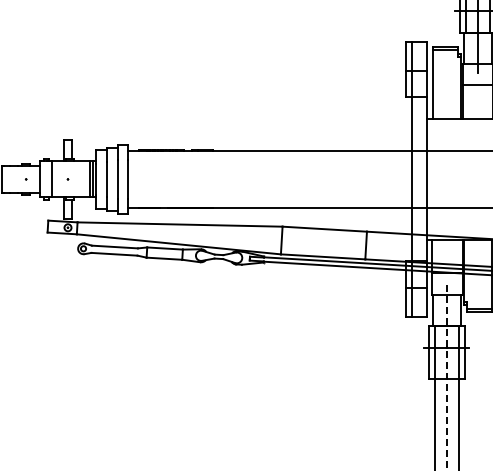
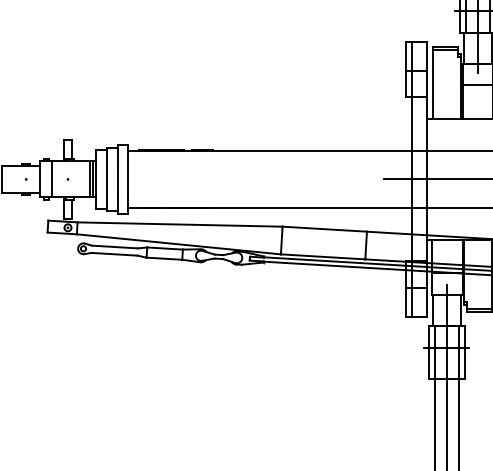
line: none -> present (436, 179)
line: dashed -> solid (447, 378)
